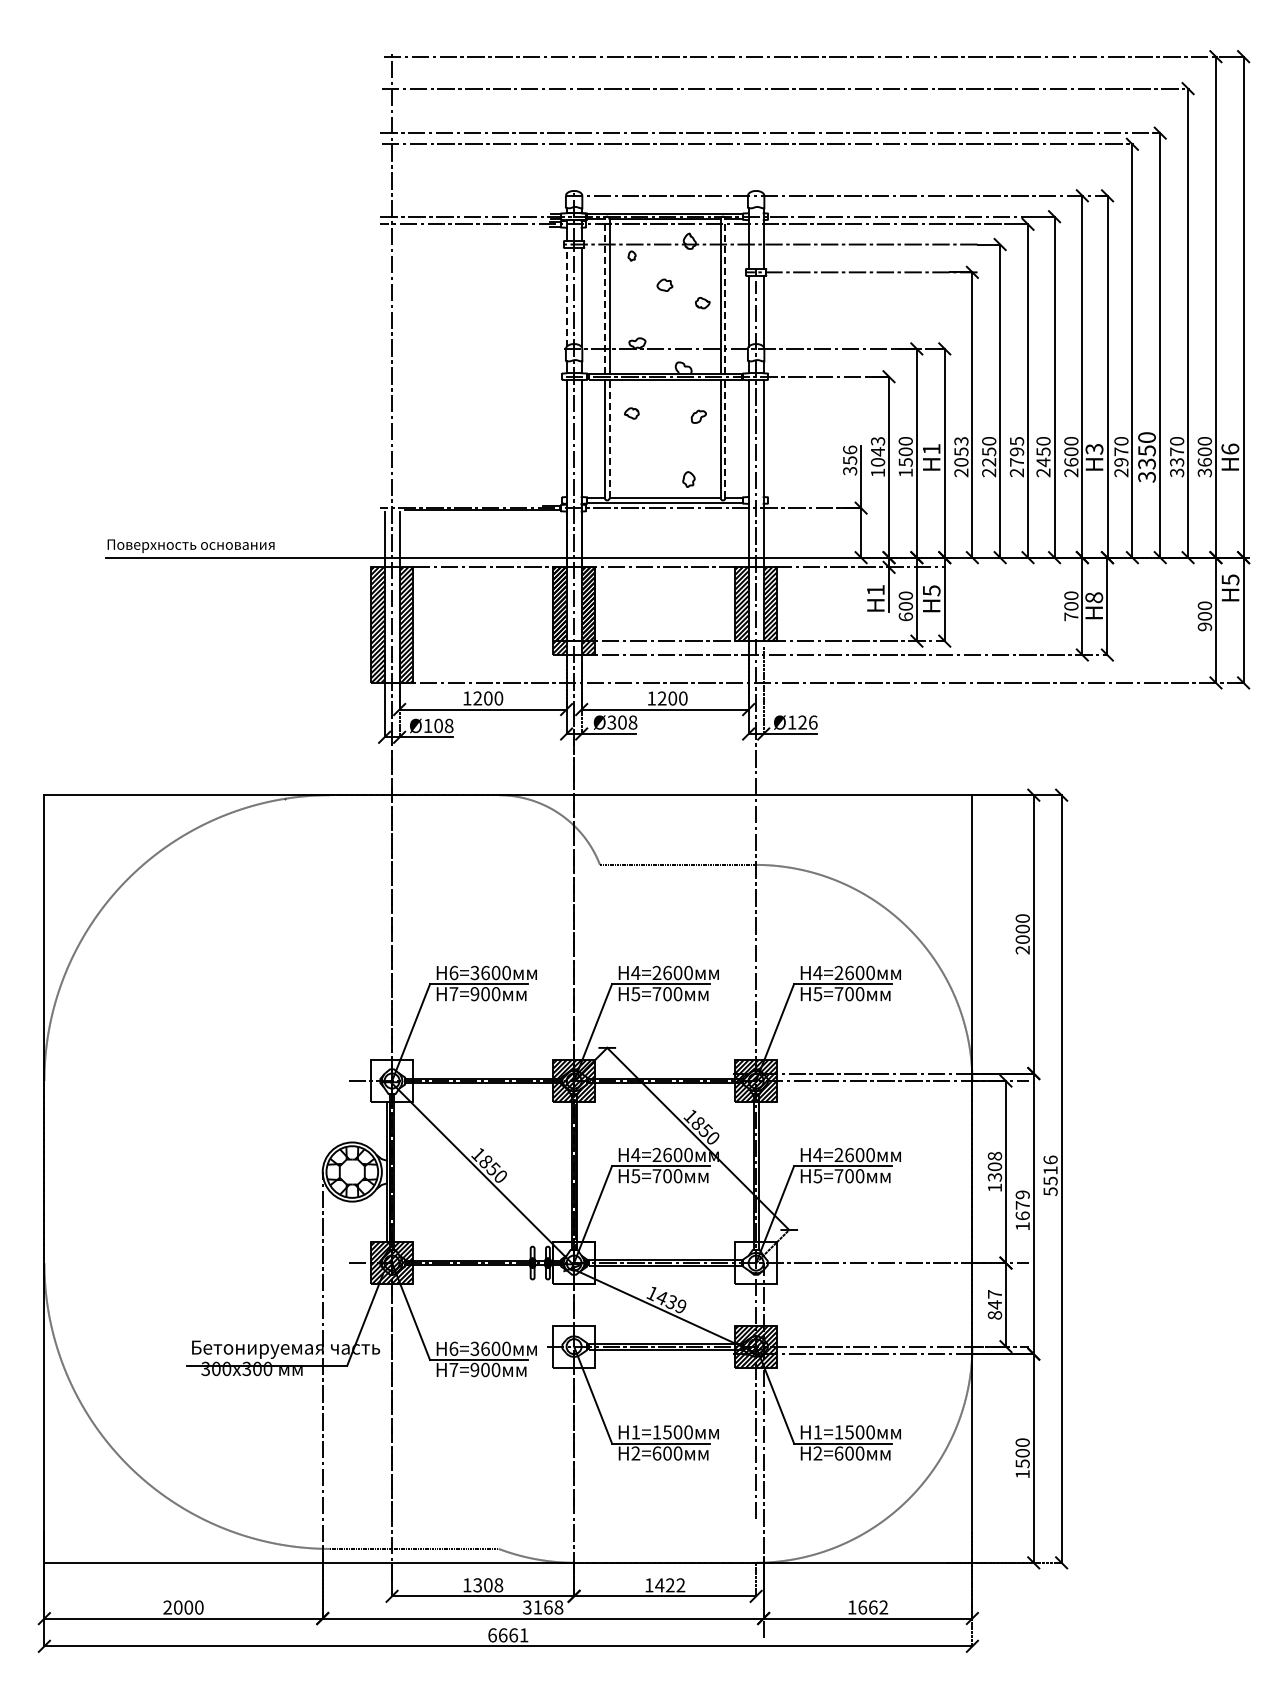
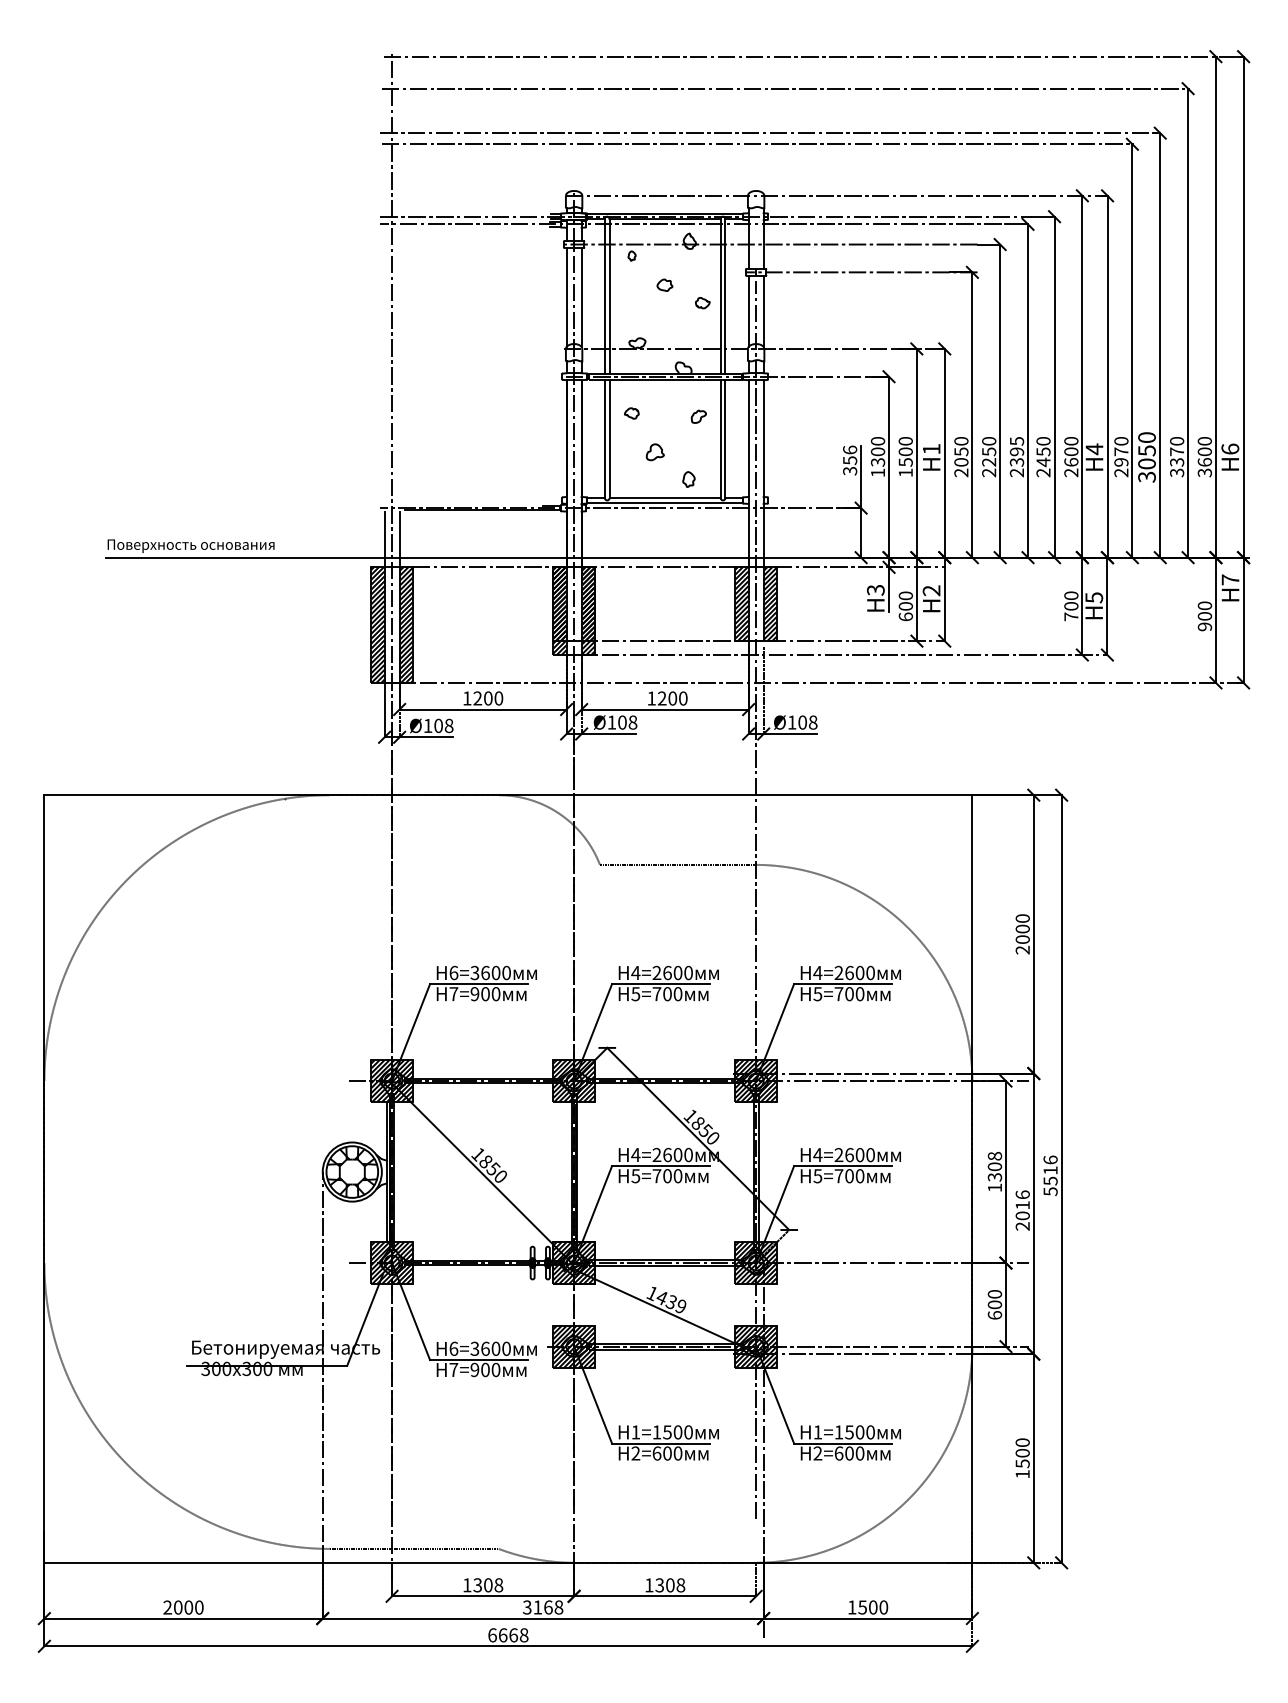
line: dashed -> solid (604, 295)
line: dashed -> solid (725, 295)
line: dashed -> solid (566, 296)
line: dashed -> solid (609, 438)
line: dashed -> solid (725, 438)
text: 2053 -> 2050 (961, 441)
text: H3 -> H4 (1094, 449)
text: 1043 -> 1300 (877, 451)
part: none -> present (654, 452)
text: 2795 -> 2395 (1016, 462)
text: 3350 -> 3050 (1146, 463)
text: H5 -> H7 (1230, 579)
text: H1 -> H3 (875, 590)
text: H5 -> H2 (931, 590)
text: H8 -> H5 (1094, 597)
text: Ø308 -> Ø108 (611, 722)
text: Ø126 -> Ø108 (807, 722)
hatch: none -> present (391, 1080)
text: 1679 -> 2016 (1022, 1210)
hatch: none -> present (574, 1262)
hatch: none -> present (756, 1263)
text: 847 -> 600 (994, 1304)
hatch: none -> present (574, 1346)
text: 1422 -> 1308 (670, 1585)
text: 1662 -> 1500 (873, 1607)
text: 6661 -> 6668 (523, 1635)
